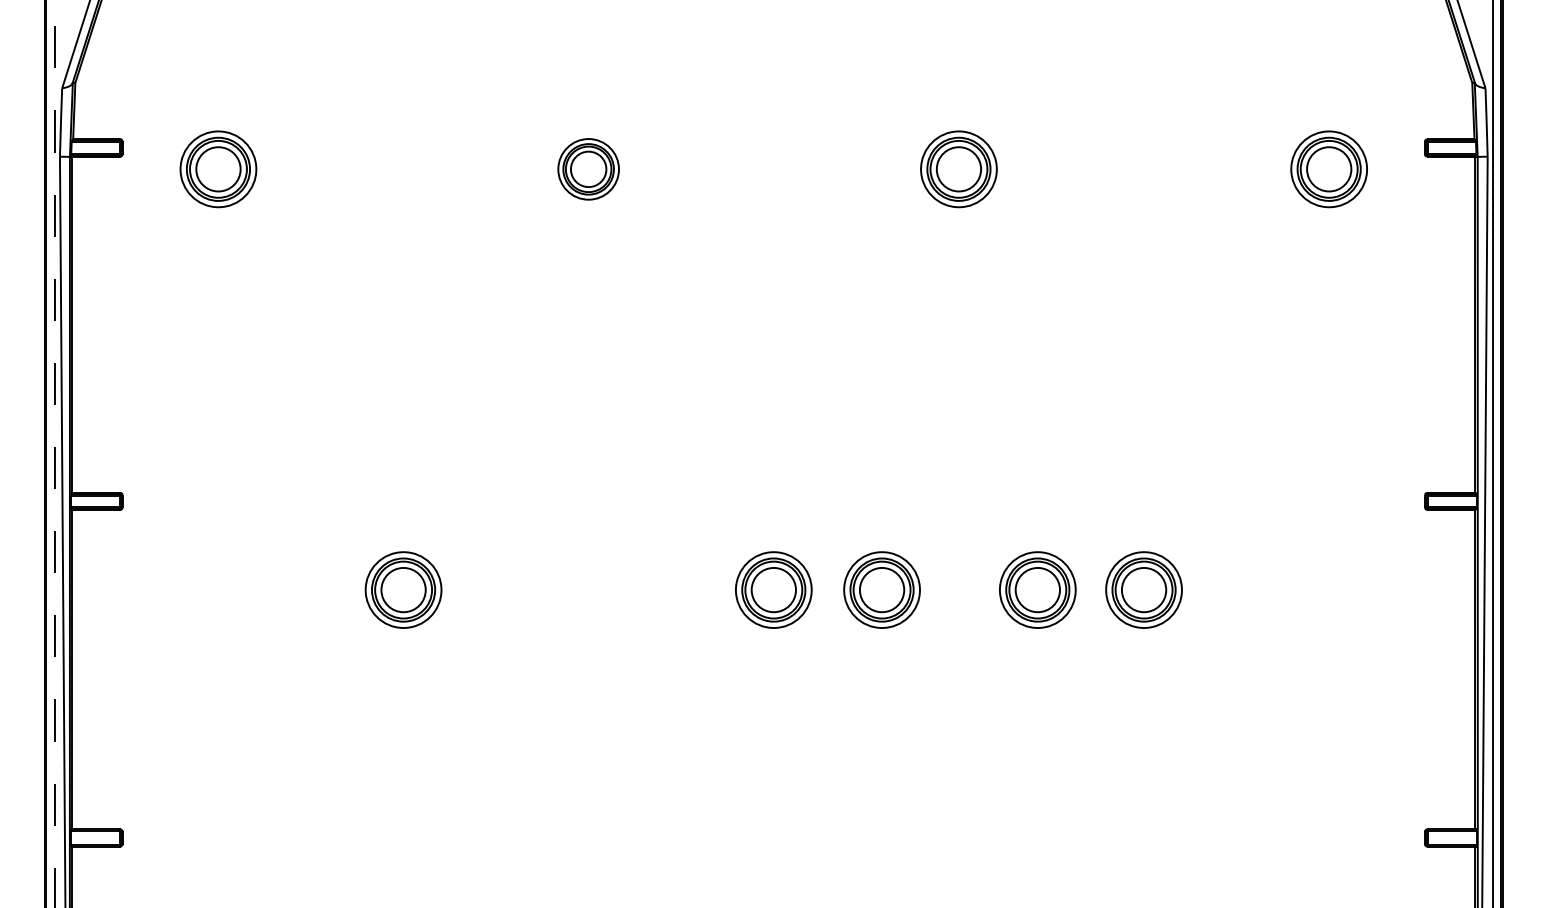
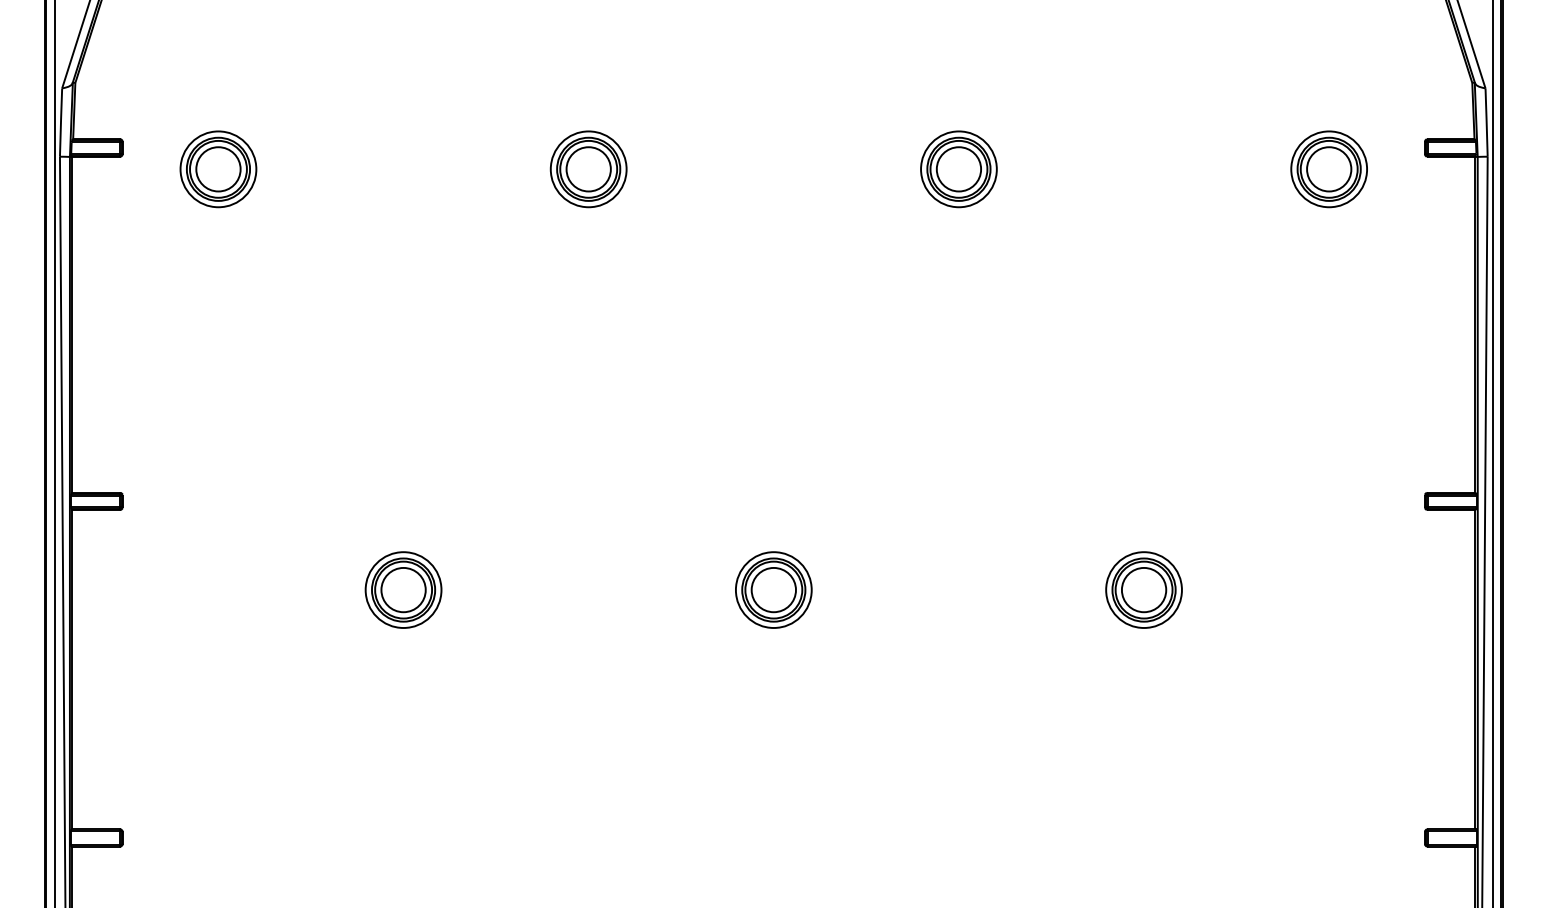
part size: 63x63 px -> 79x79 px (588, 169)
line: dashed -> solid (54, 454)
part: present -> none (881, 589)
part: present -> none (1037, 589)
